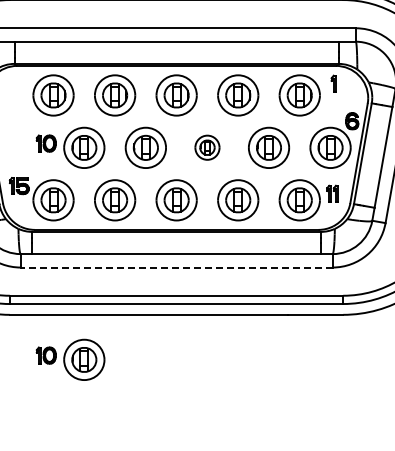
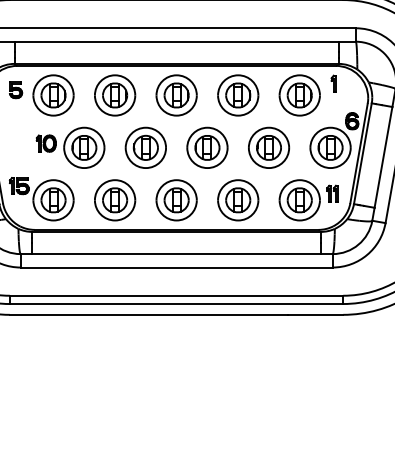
part: none -> present (16, 90)
part size: 27x27 px -> 43x43 px (207, 147)
line: dashed -> solid (176, 267)
part: present -> none (70, 359)
